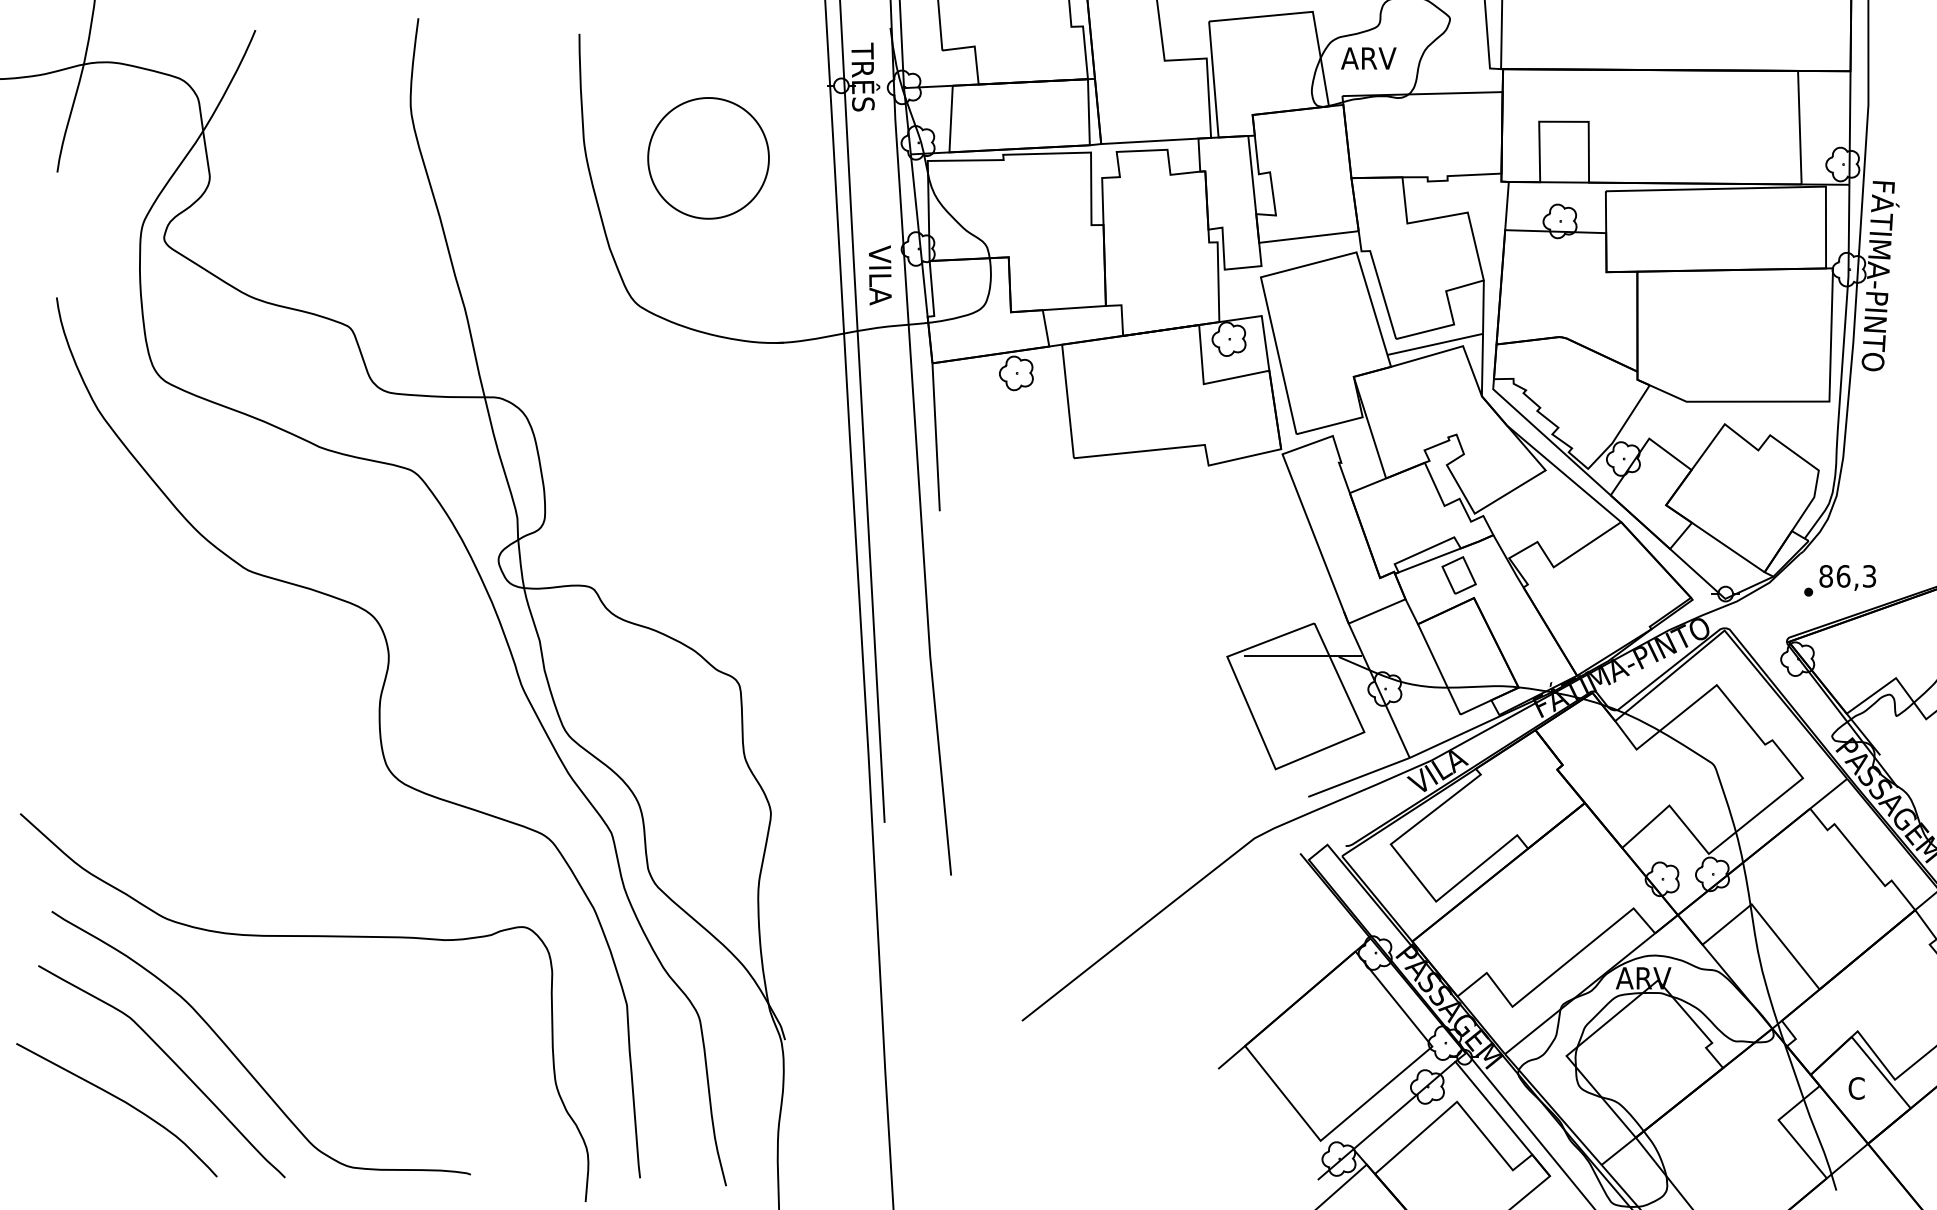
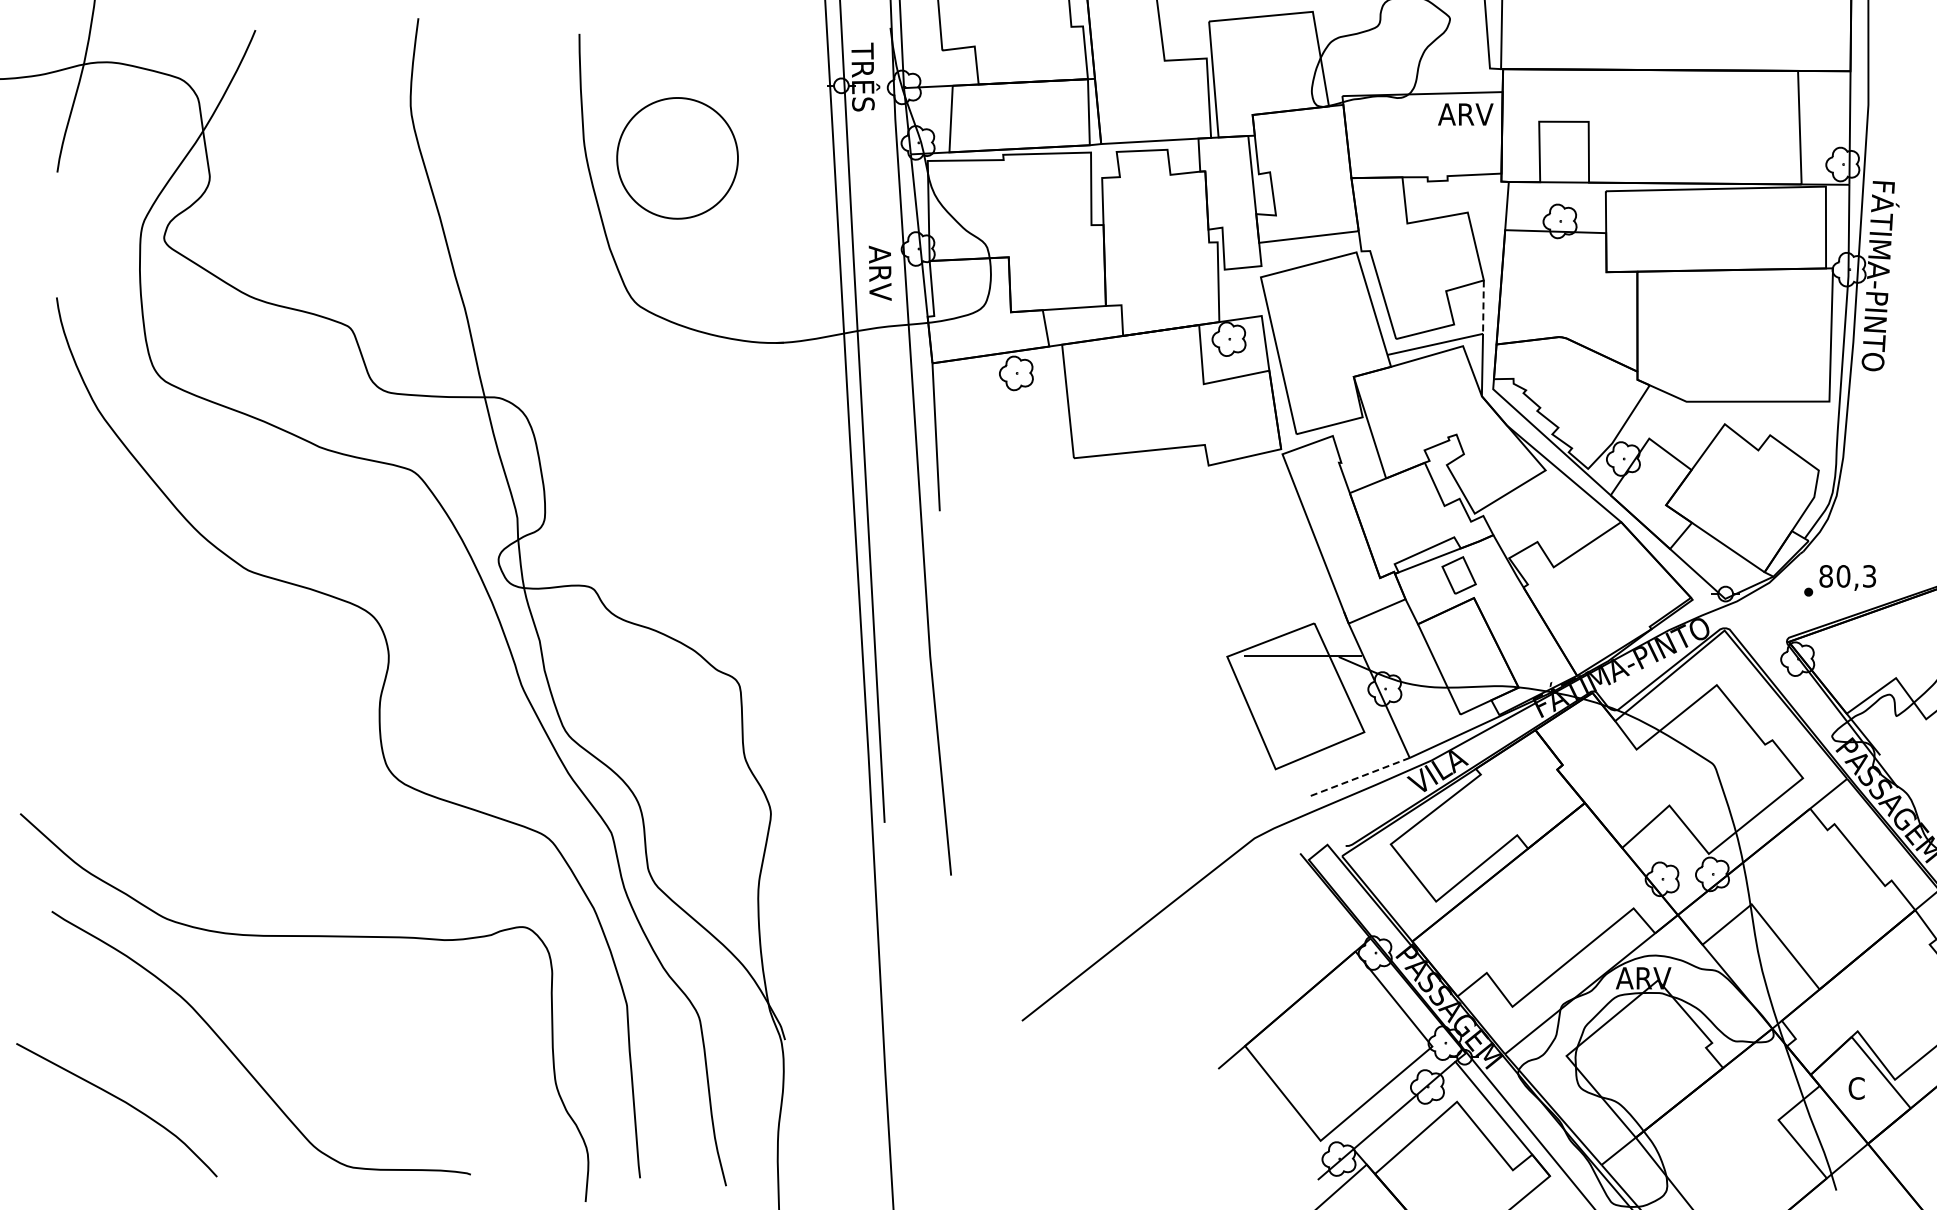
text position: (1368, 58) -> (1465, 114) (1465, 114)
part position: (708, 158) -> (677, 158) (677, 158)
text: VILA -> ARV (879, 275)
line: solid -> dashed (1483, 307)
text: 86,3 -> 80,3 (1843, 576)
line: solid -> dashed (1358, 777)
curve: present -> none (171, 1061)
